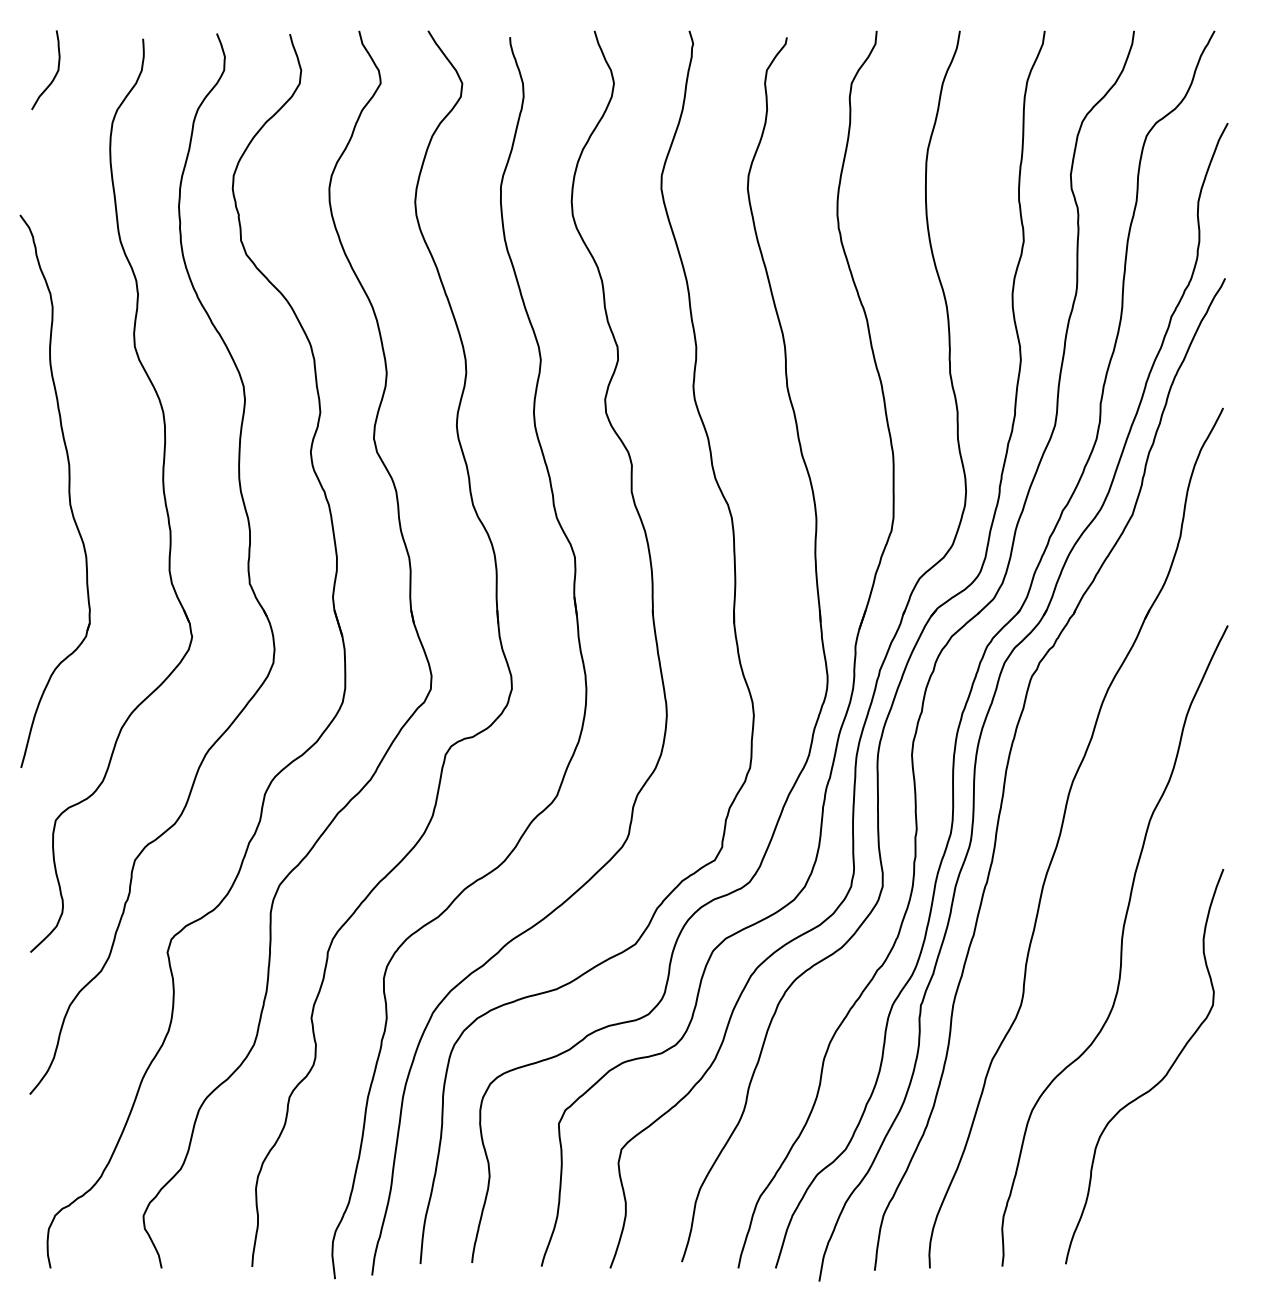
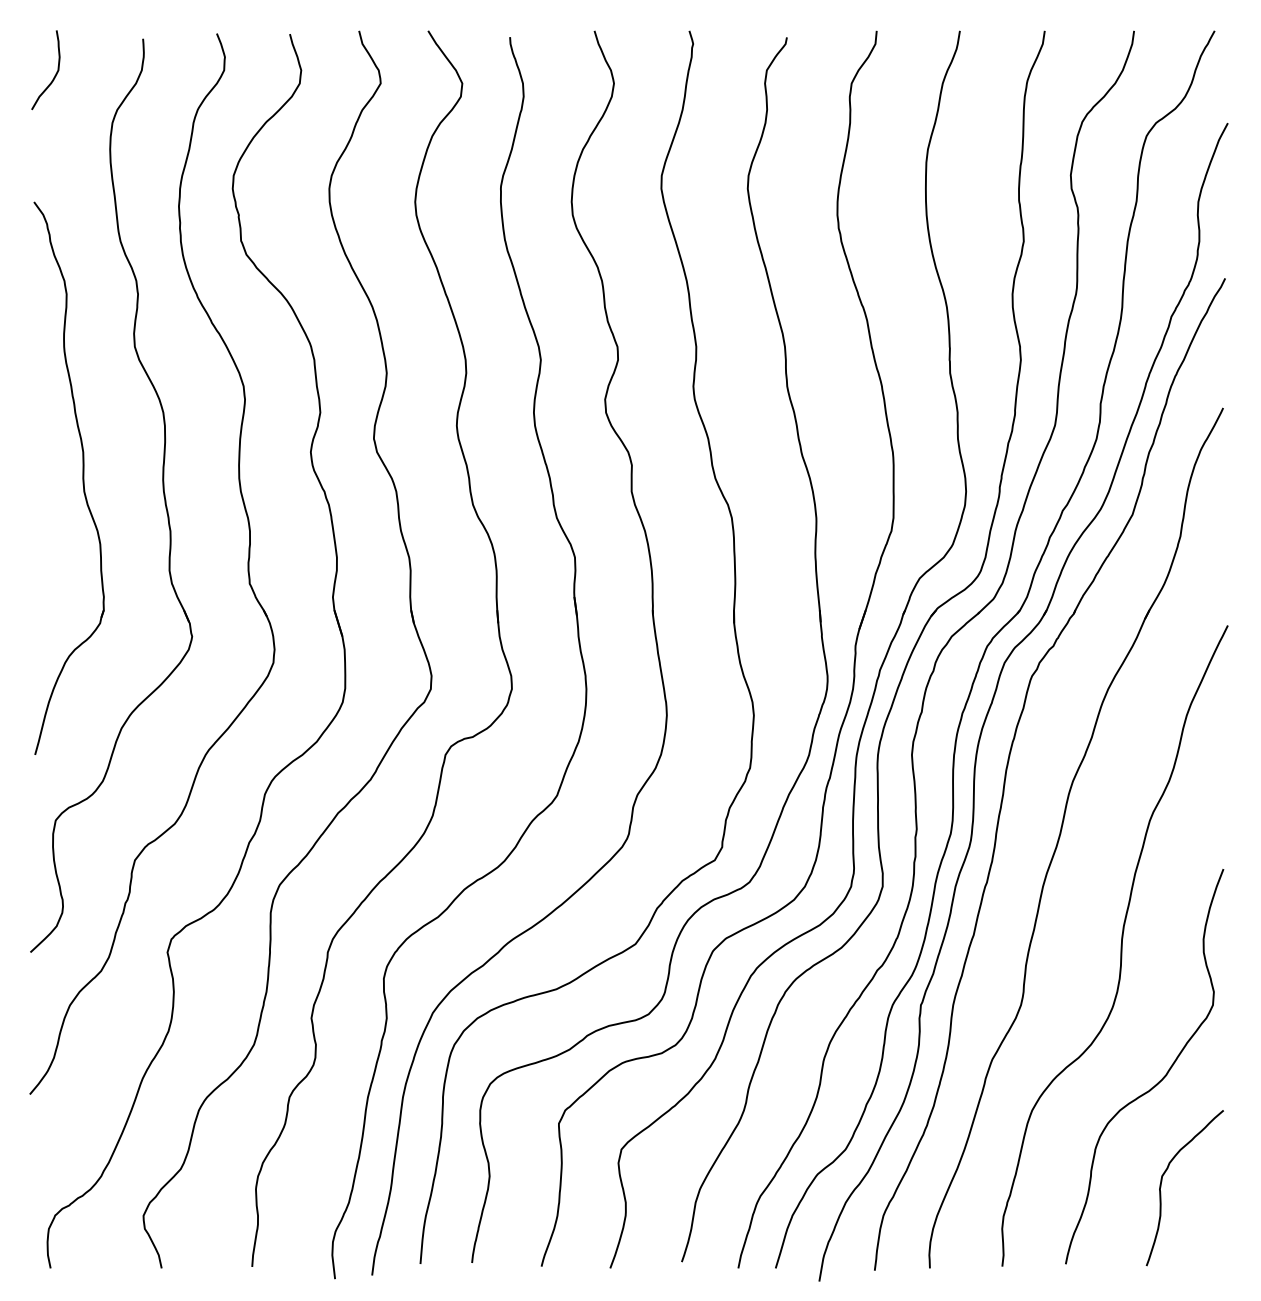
part position: (68, 490) -> (82, 477) (82, 477)
curve: none -> present (1161, 1187)
